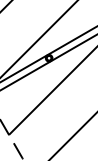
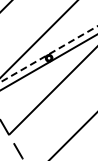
line: solid -> dashed (49, 54)
